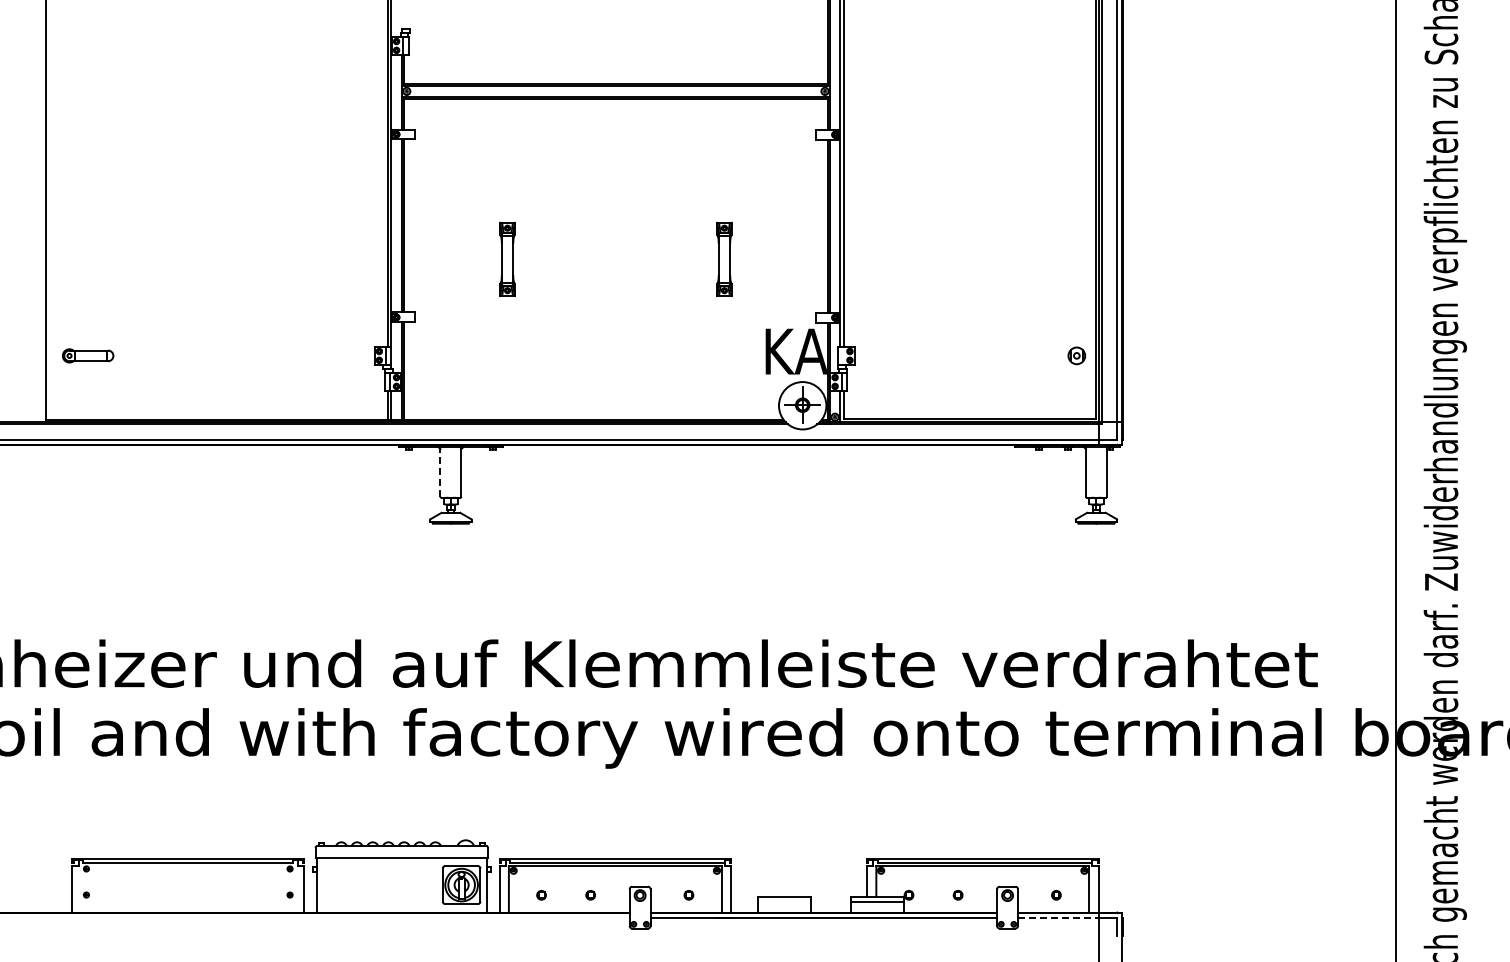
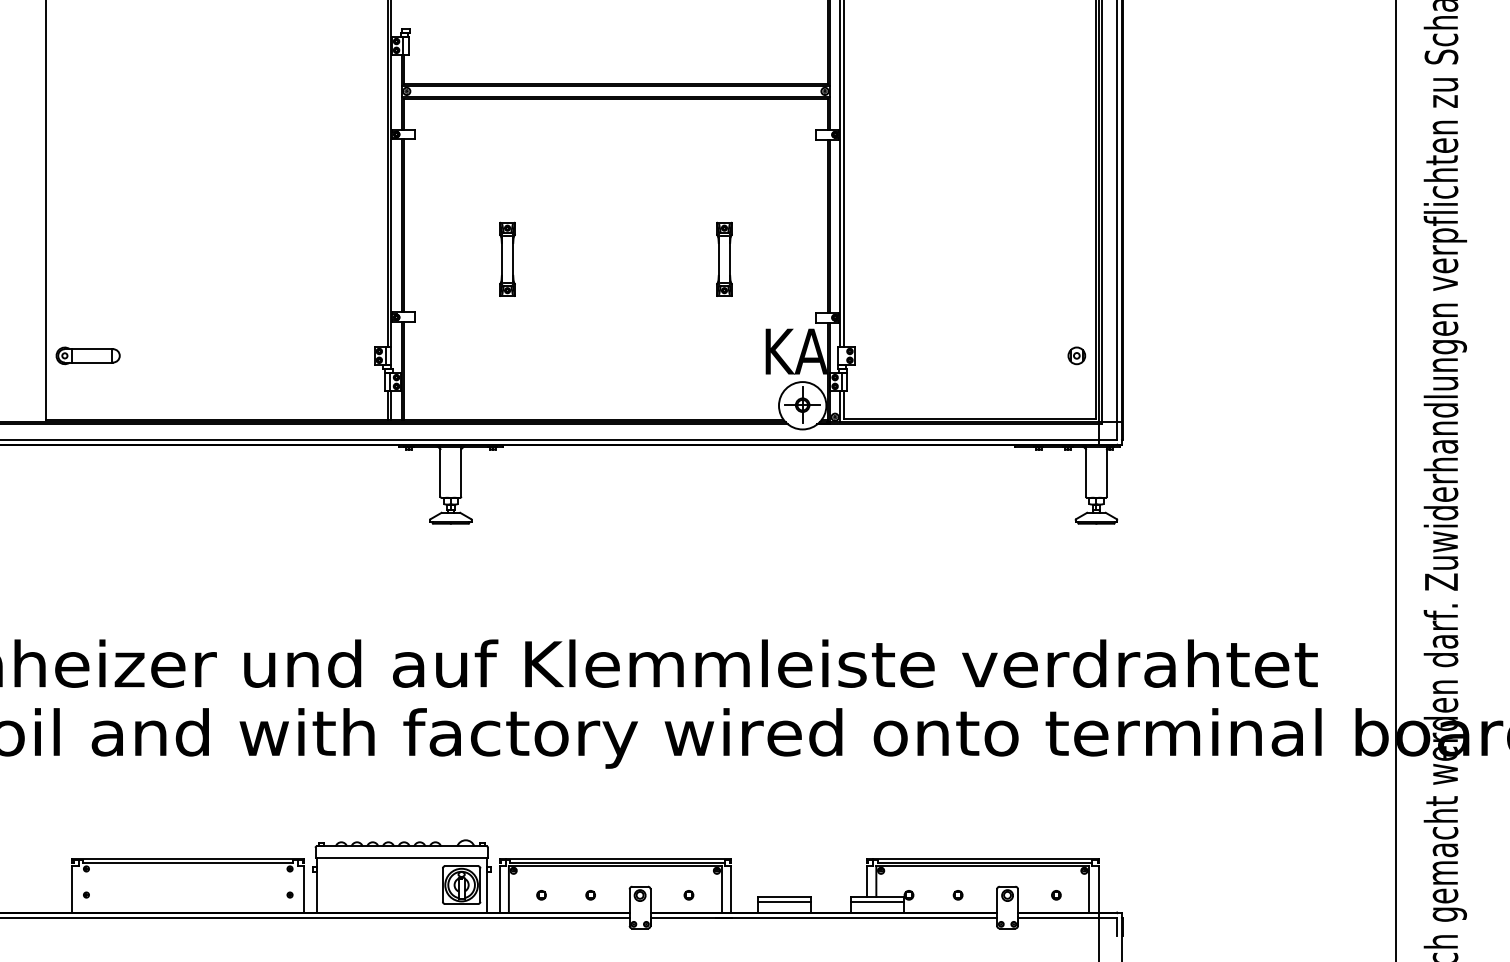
part size: 53x16 px -> 66x20 px (87, 355)
line: dashed -> solid (440, 471)
line: none -> present (784, 901)
line: none -> present (315, 918)
line: dashed -> solid (1058, 918)
